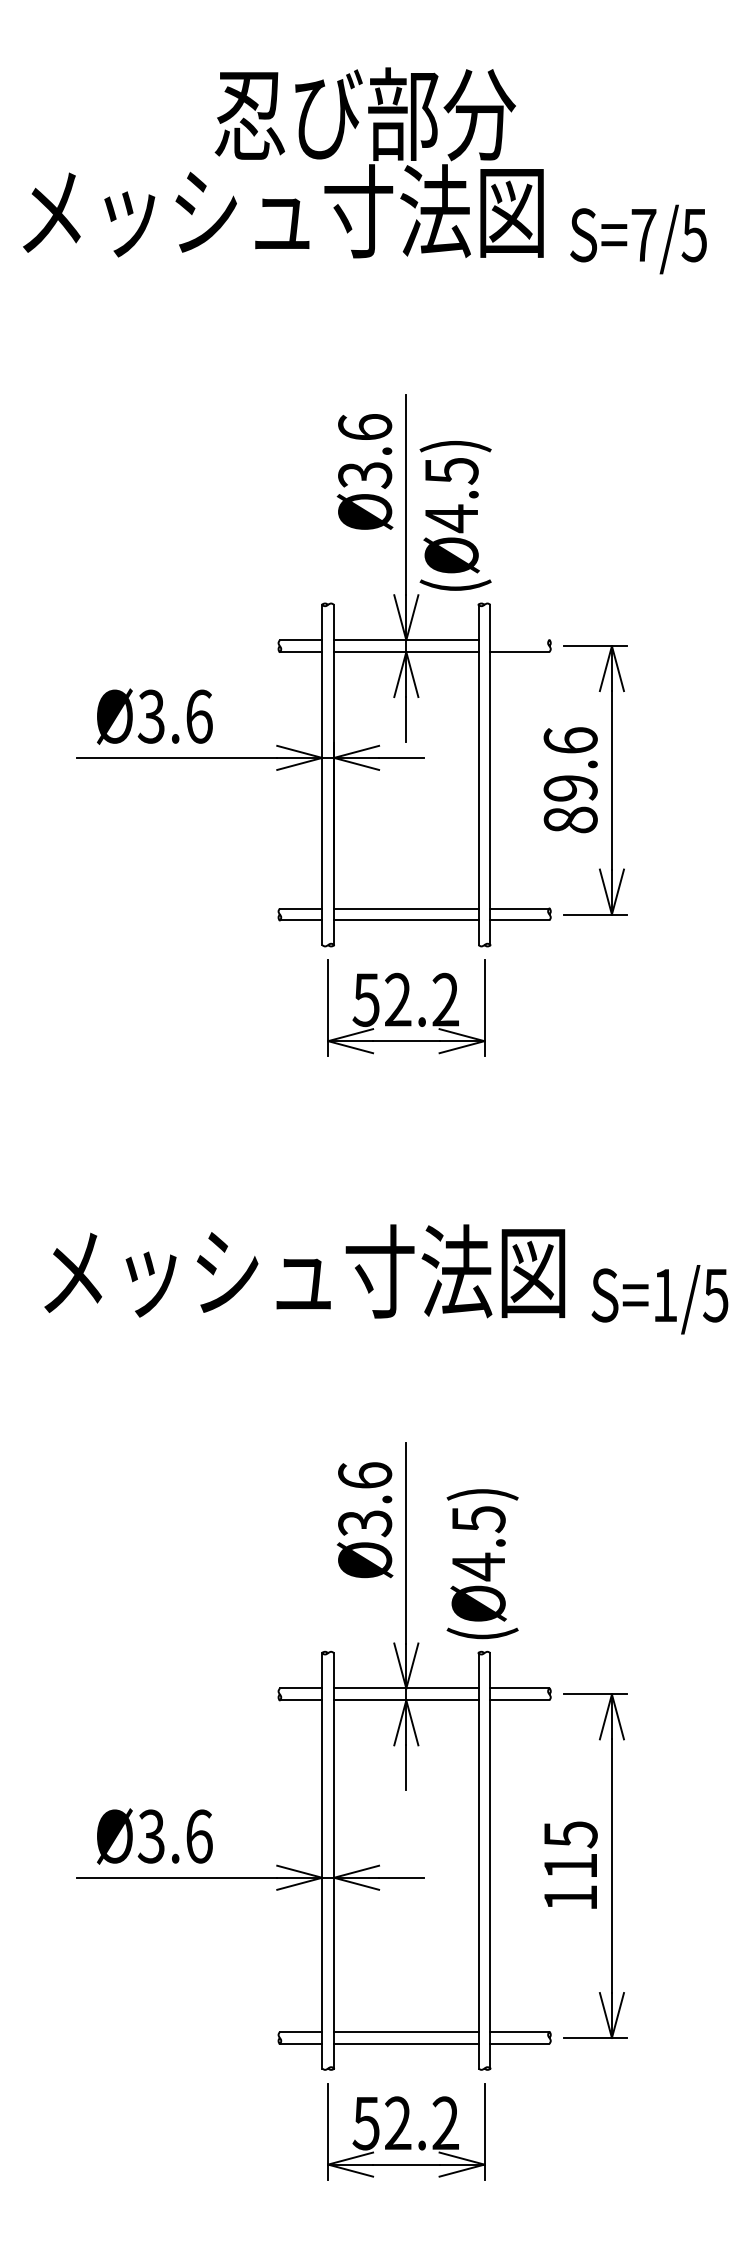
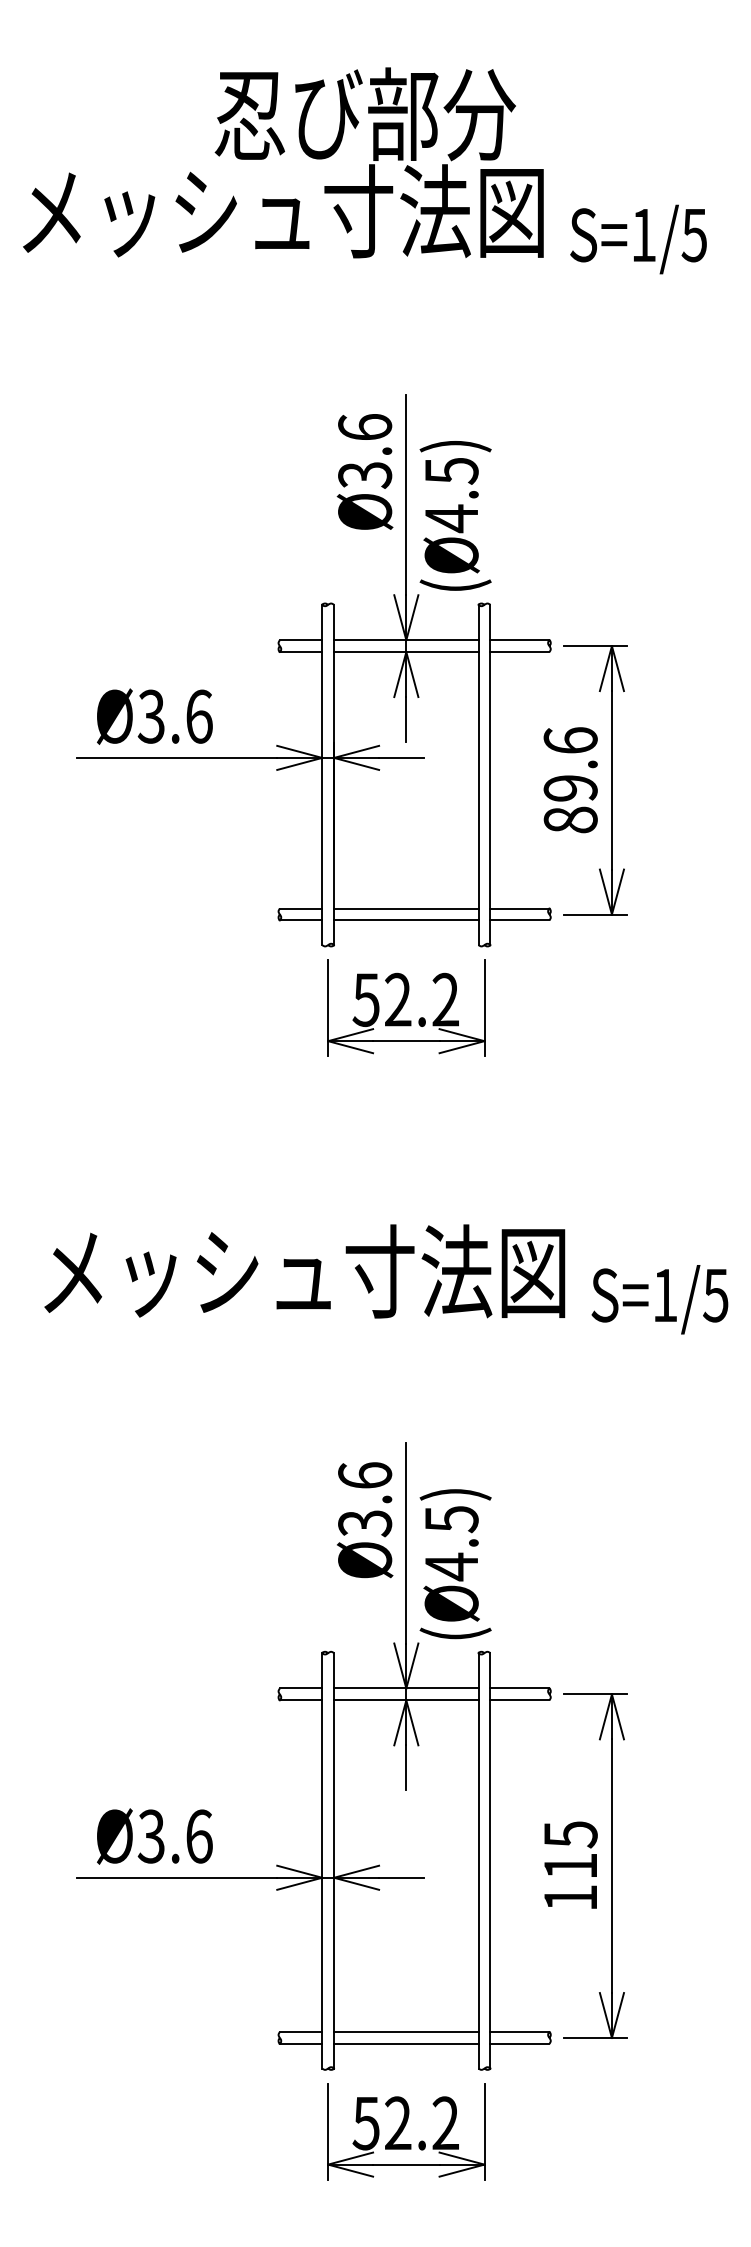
text: S=7/5 -> S=1/5 (643, 235)
line: none -> present (519, 640)
text position: (482, 1564) -> (455, 1564) (455, 1564)
